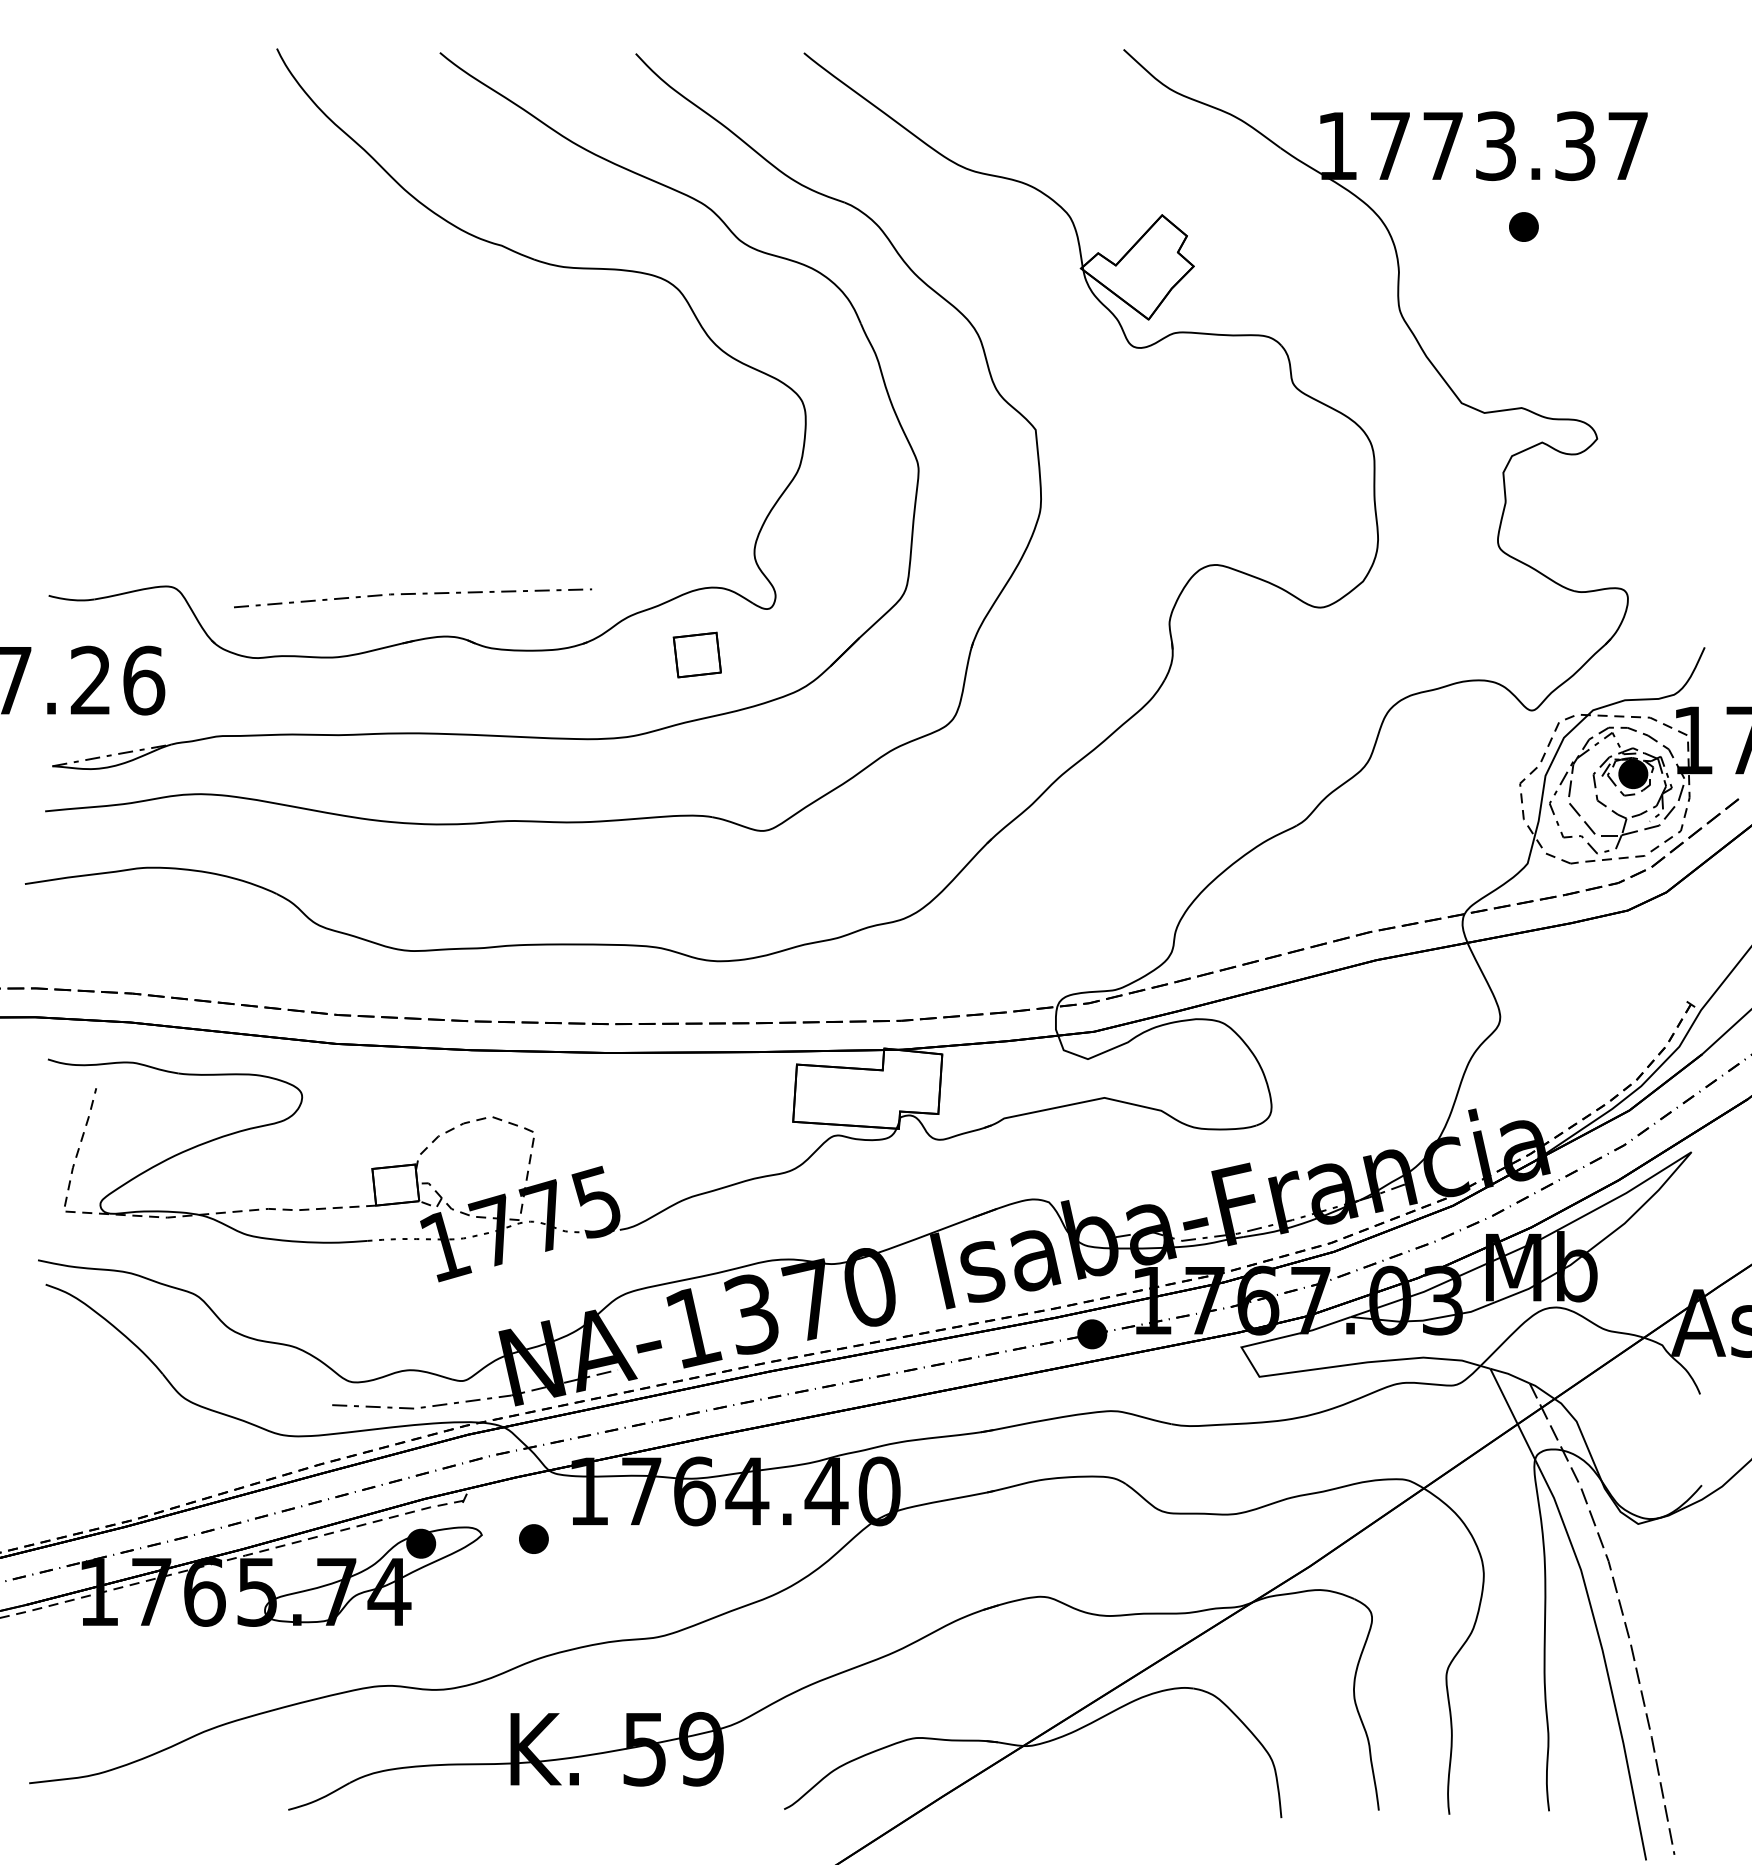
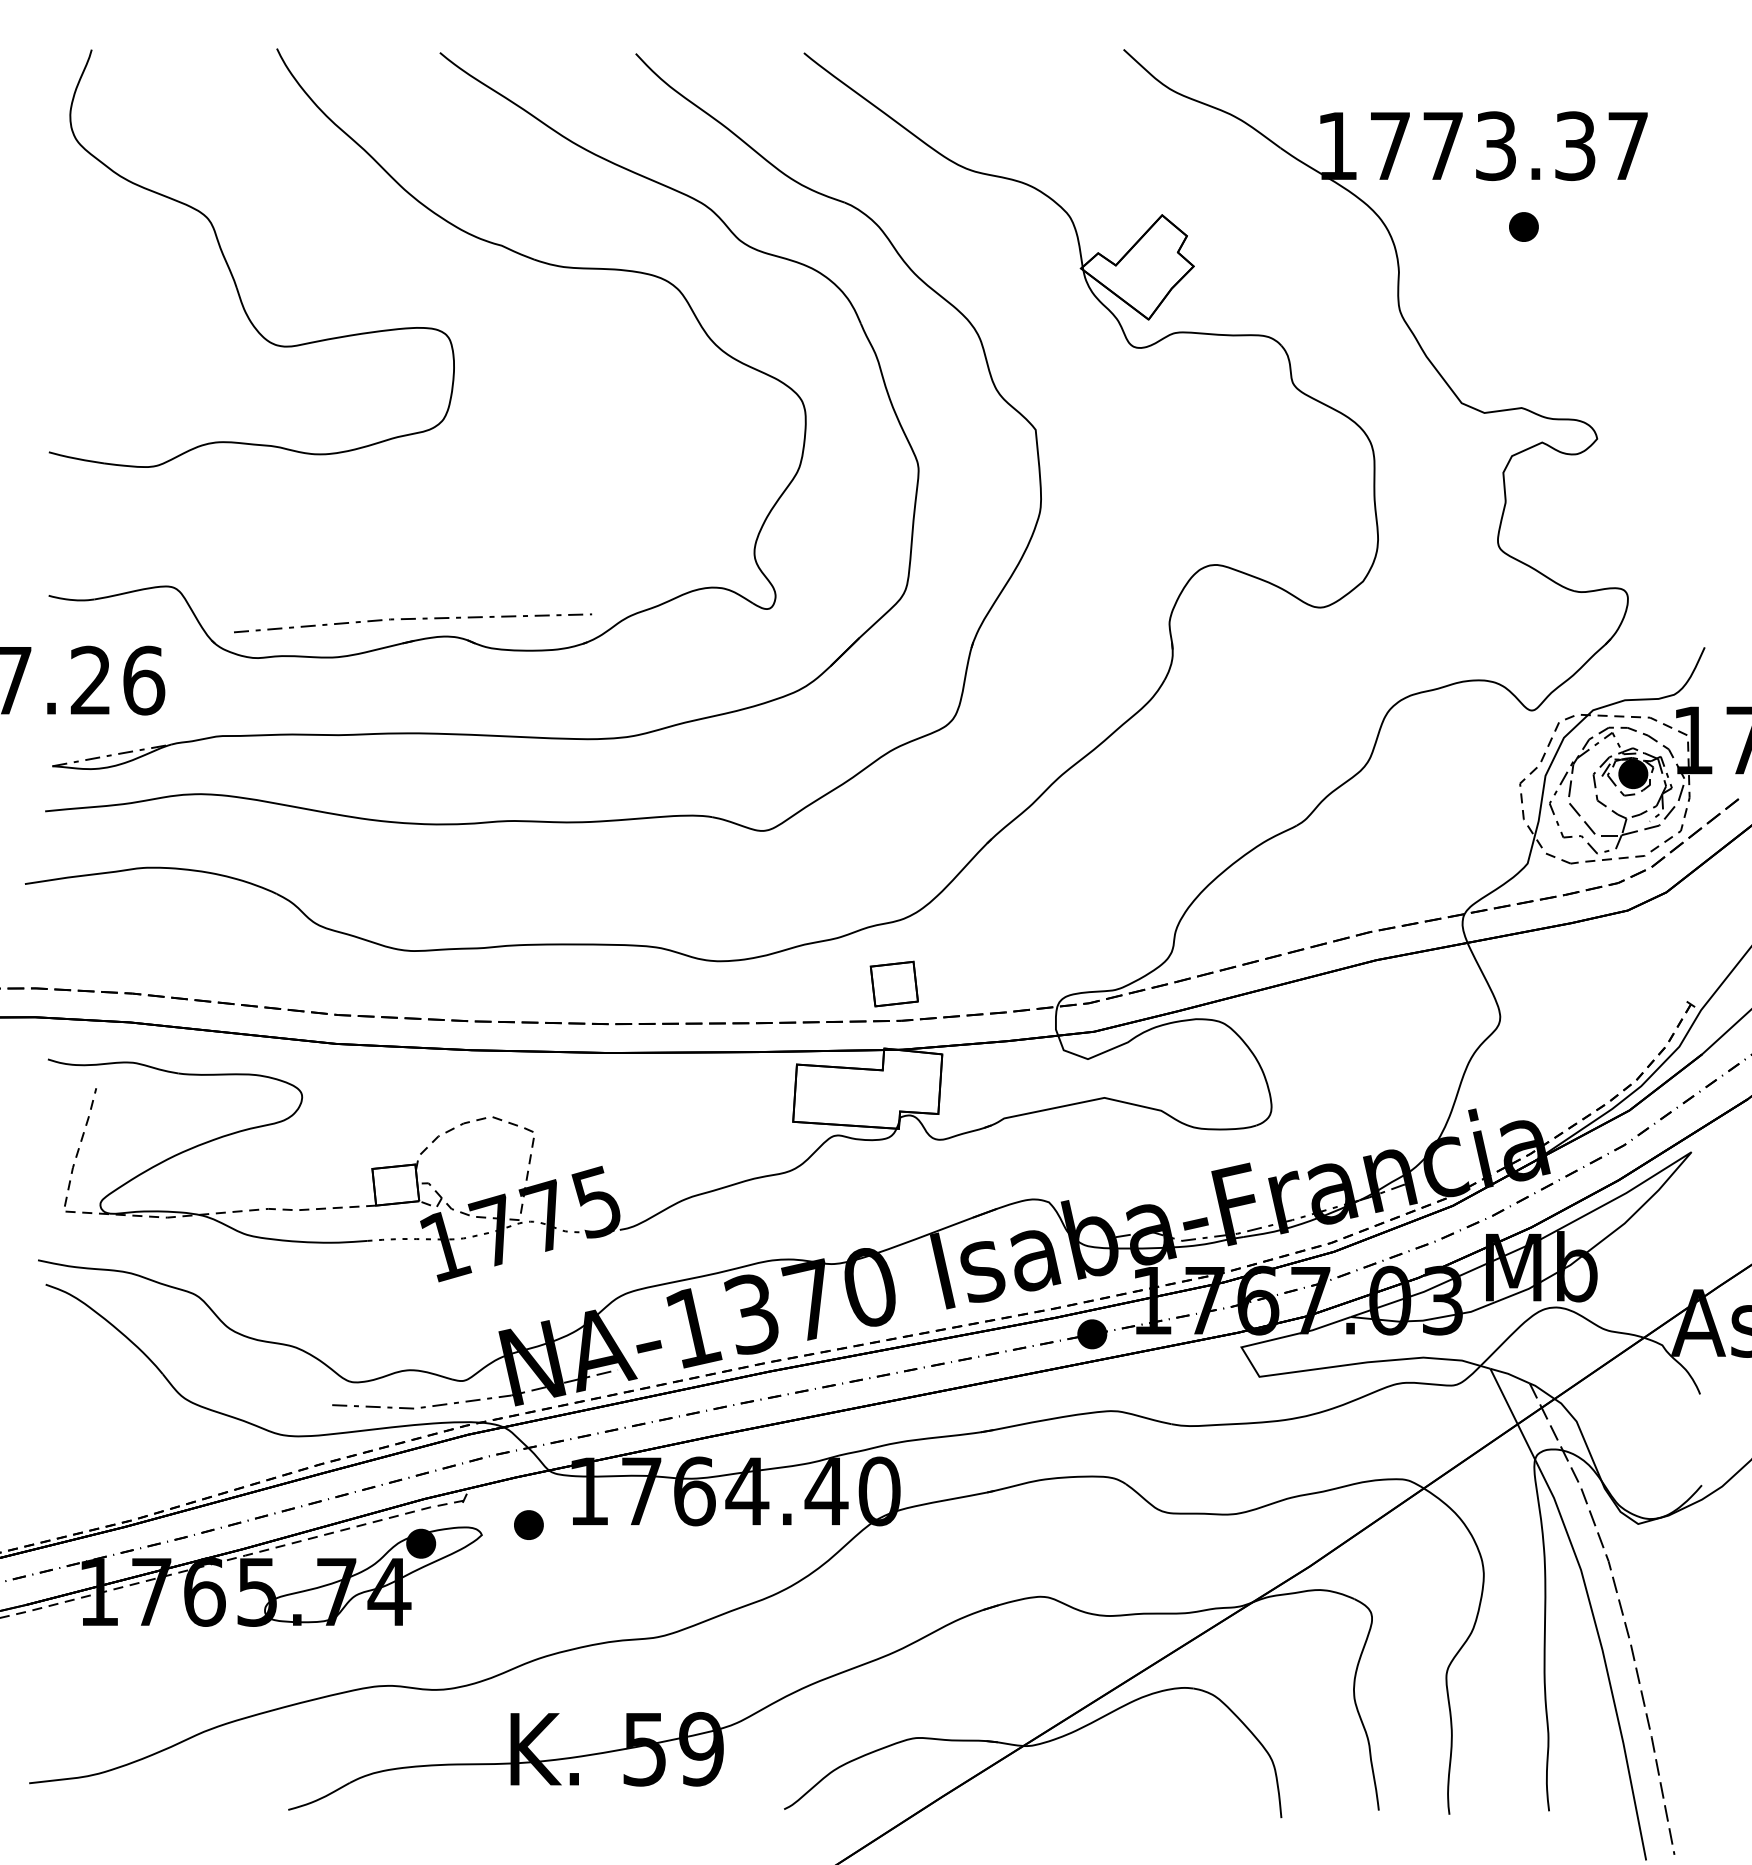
part: none -> present (230, 268)
line position: (413, 594) -> (413, 619) (413, 619)
part position: (696, 654) -> (893, 983) (893, 983)
part position: (533, 1538) -> (528, 1524) (528, 1524)
